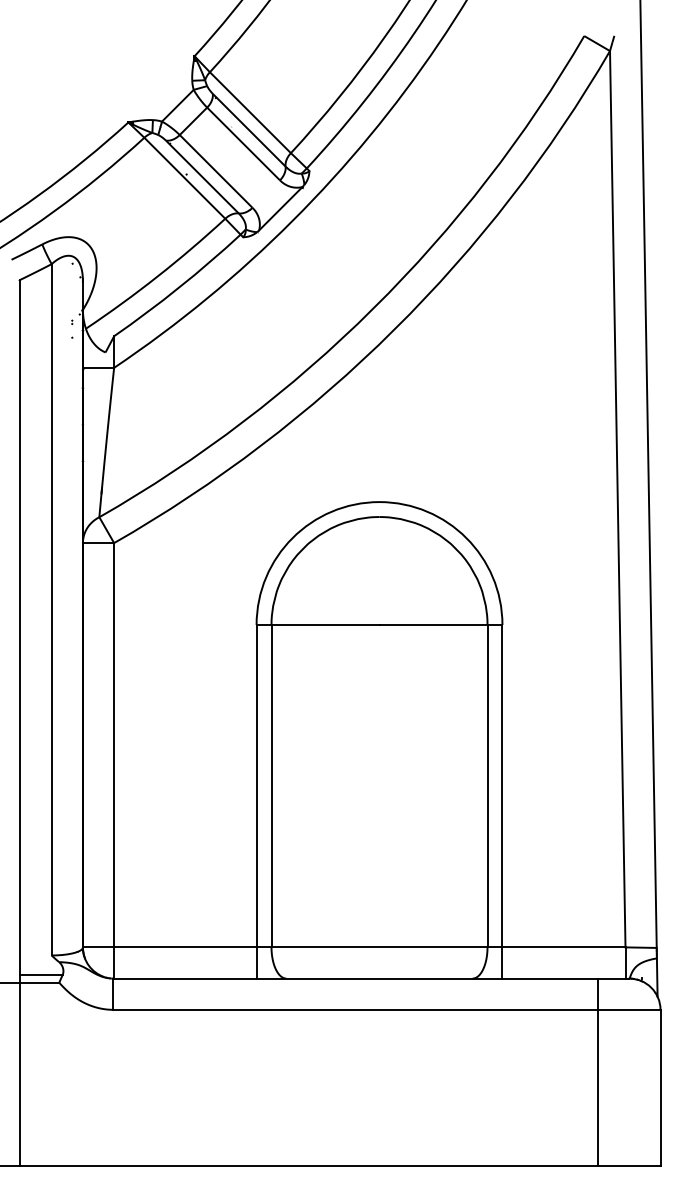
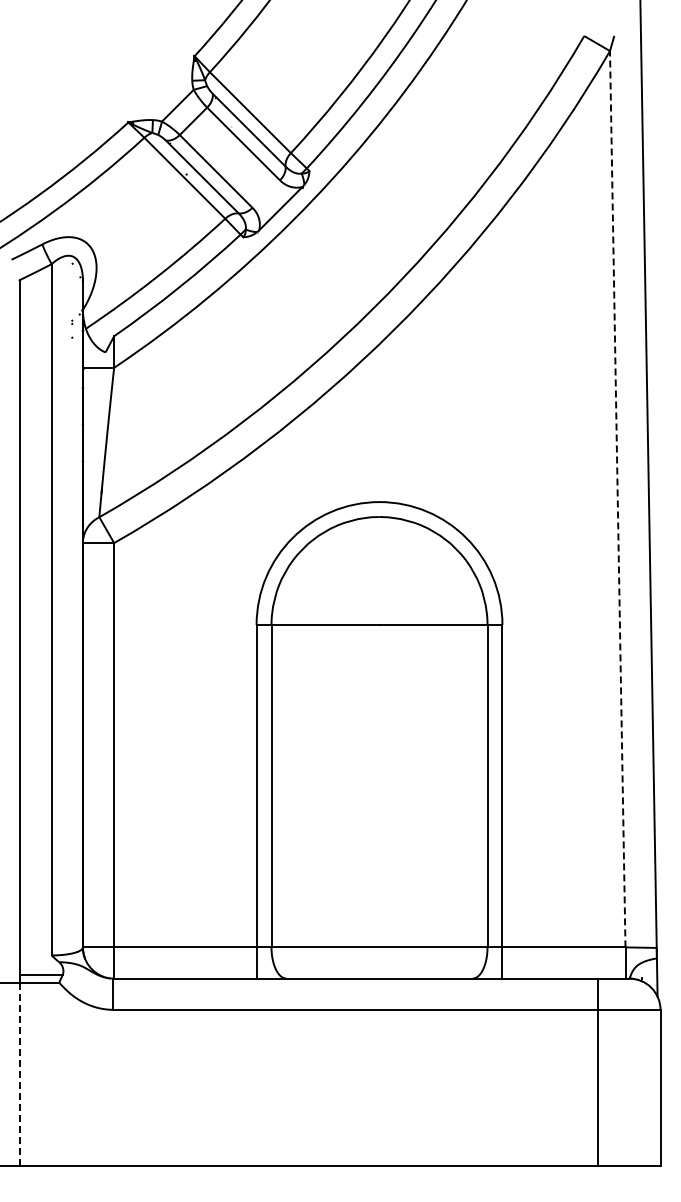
line: solid -> dashed (617, 498)
line: solid -> dashed (20, 1074)
